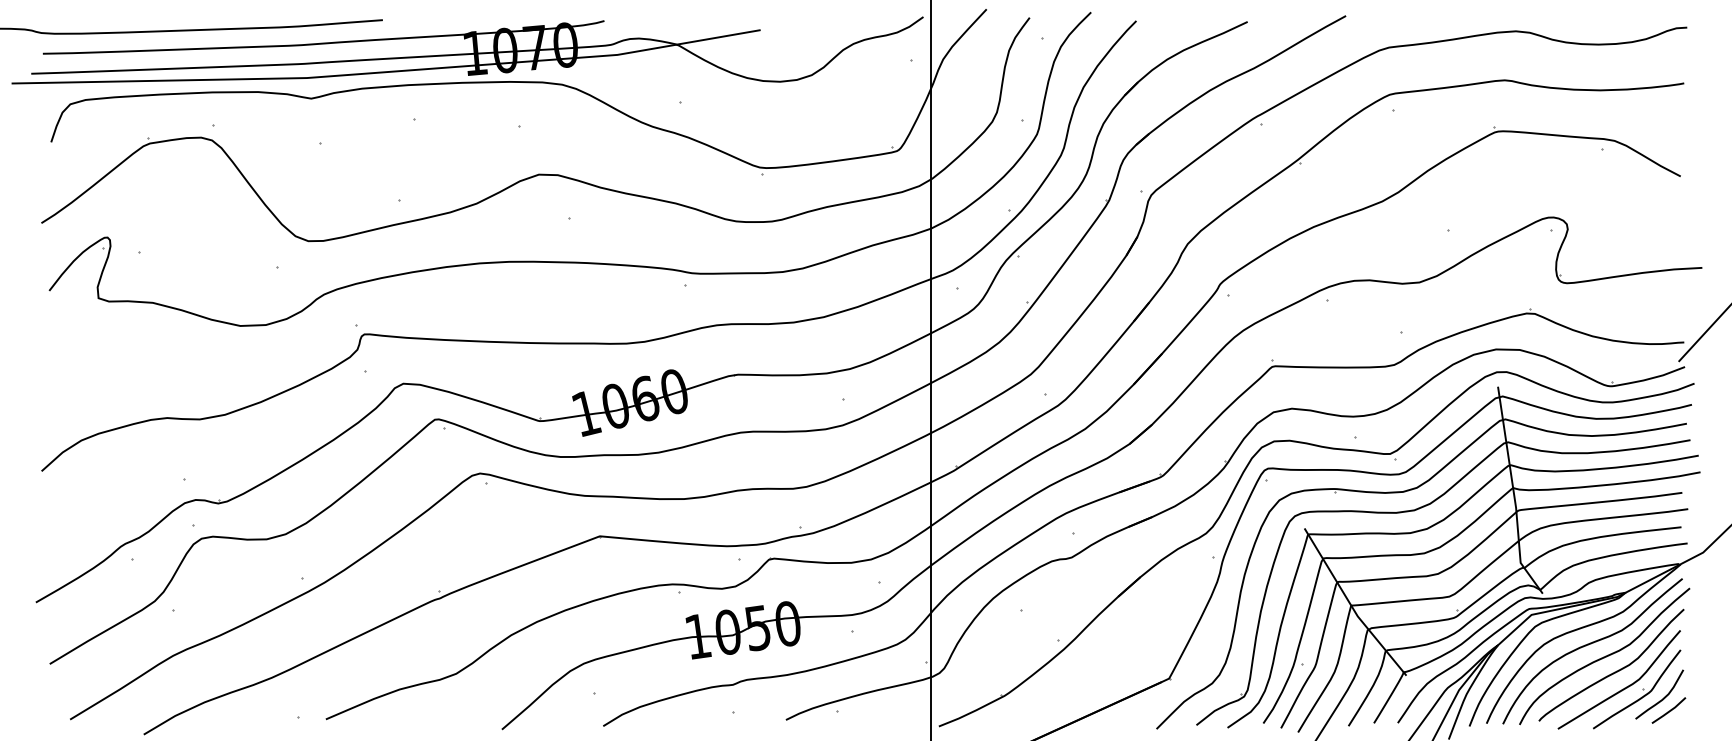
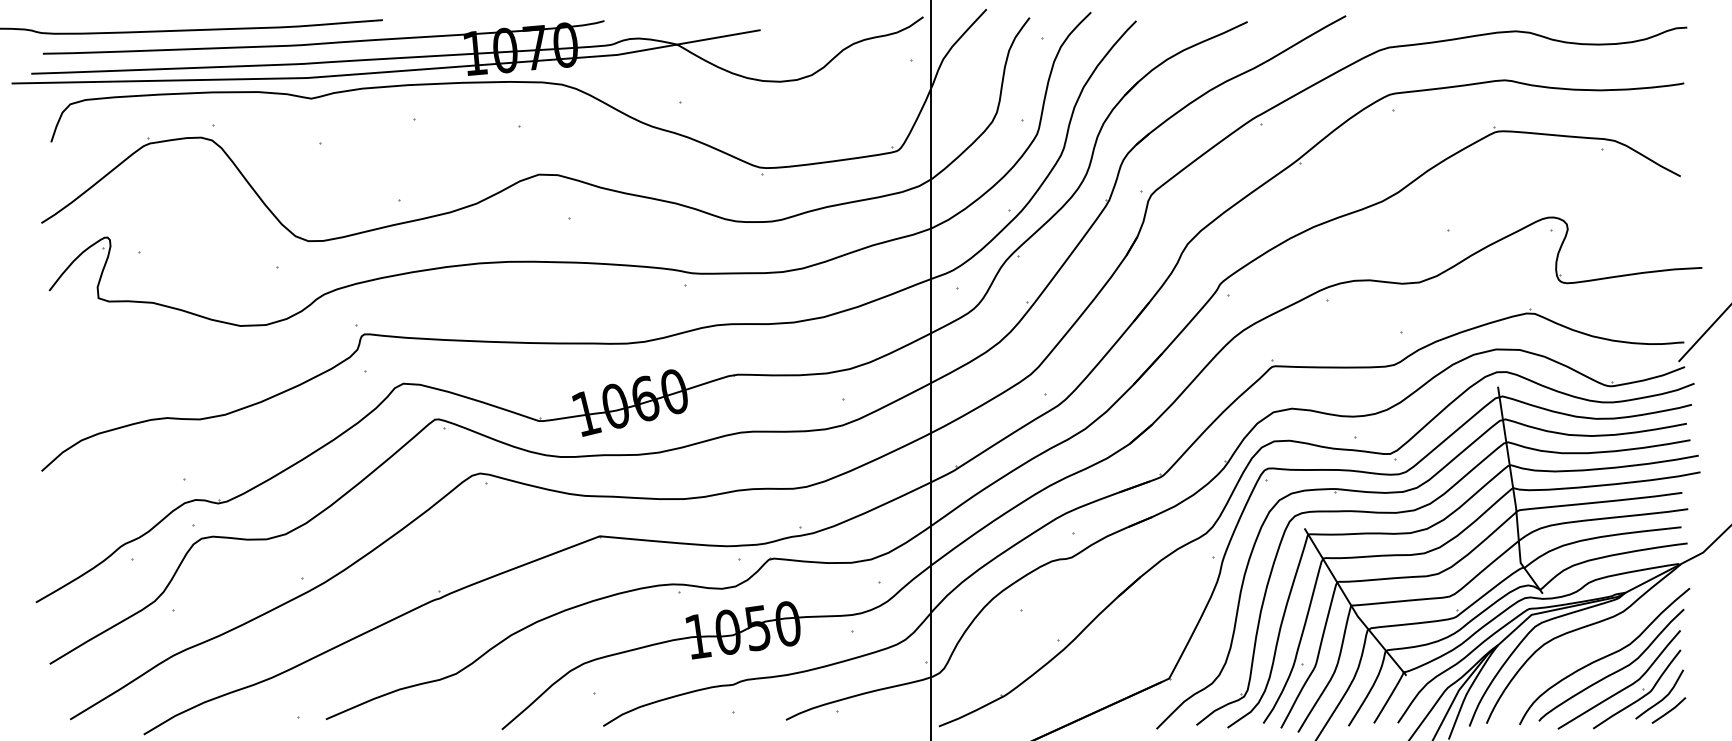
curve: present -> none (1591, 644)
